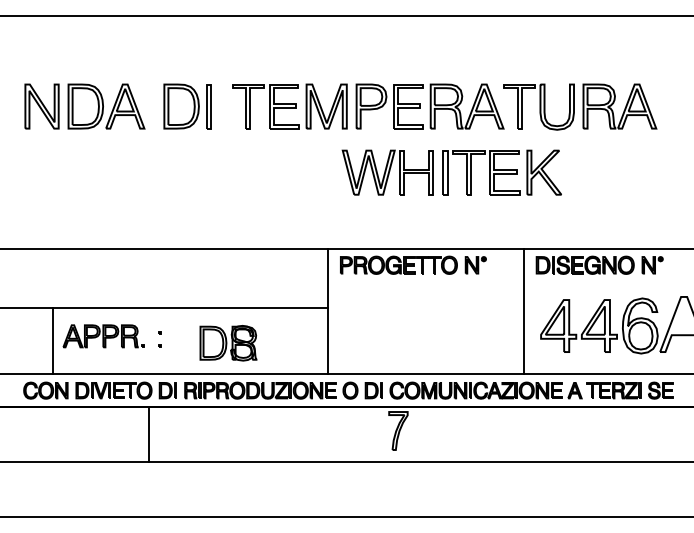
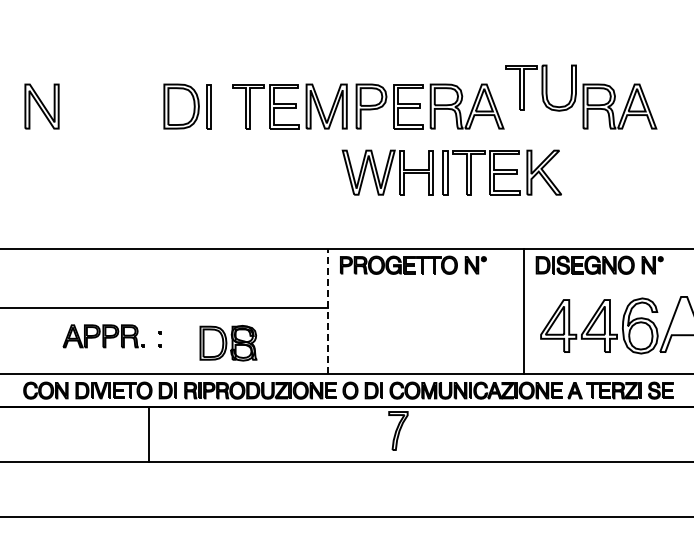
line: present -> none (346, 15)
part: present -> none (106, 106)
part position: (538, 106) -> (540, 87) (540, 87)
line: solid -> dashed (328, 311)
line: present -> none (52, 340)
